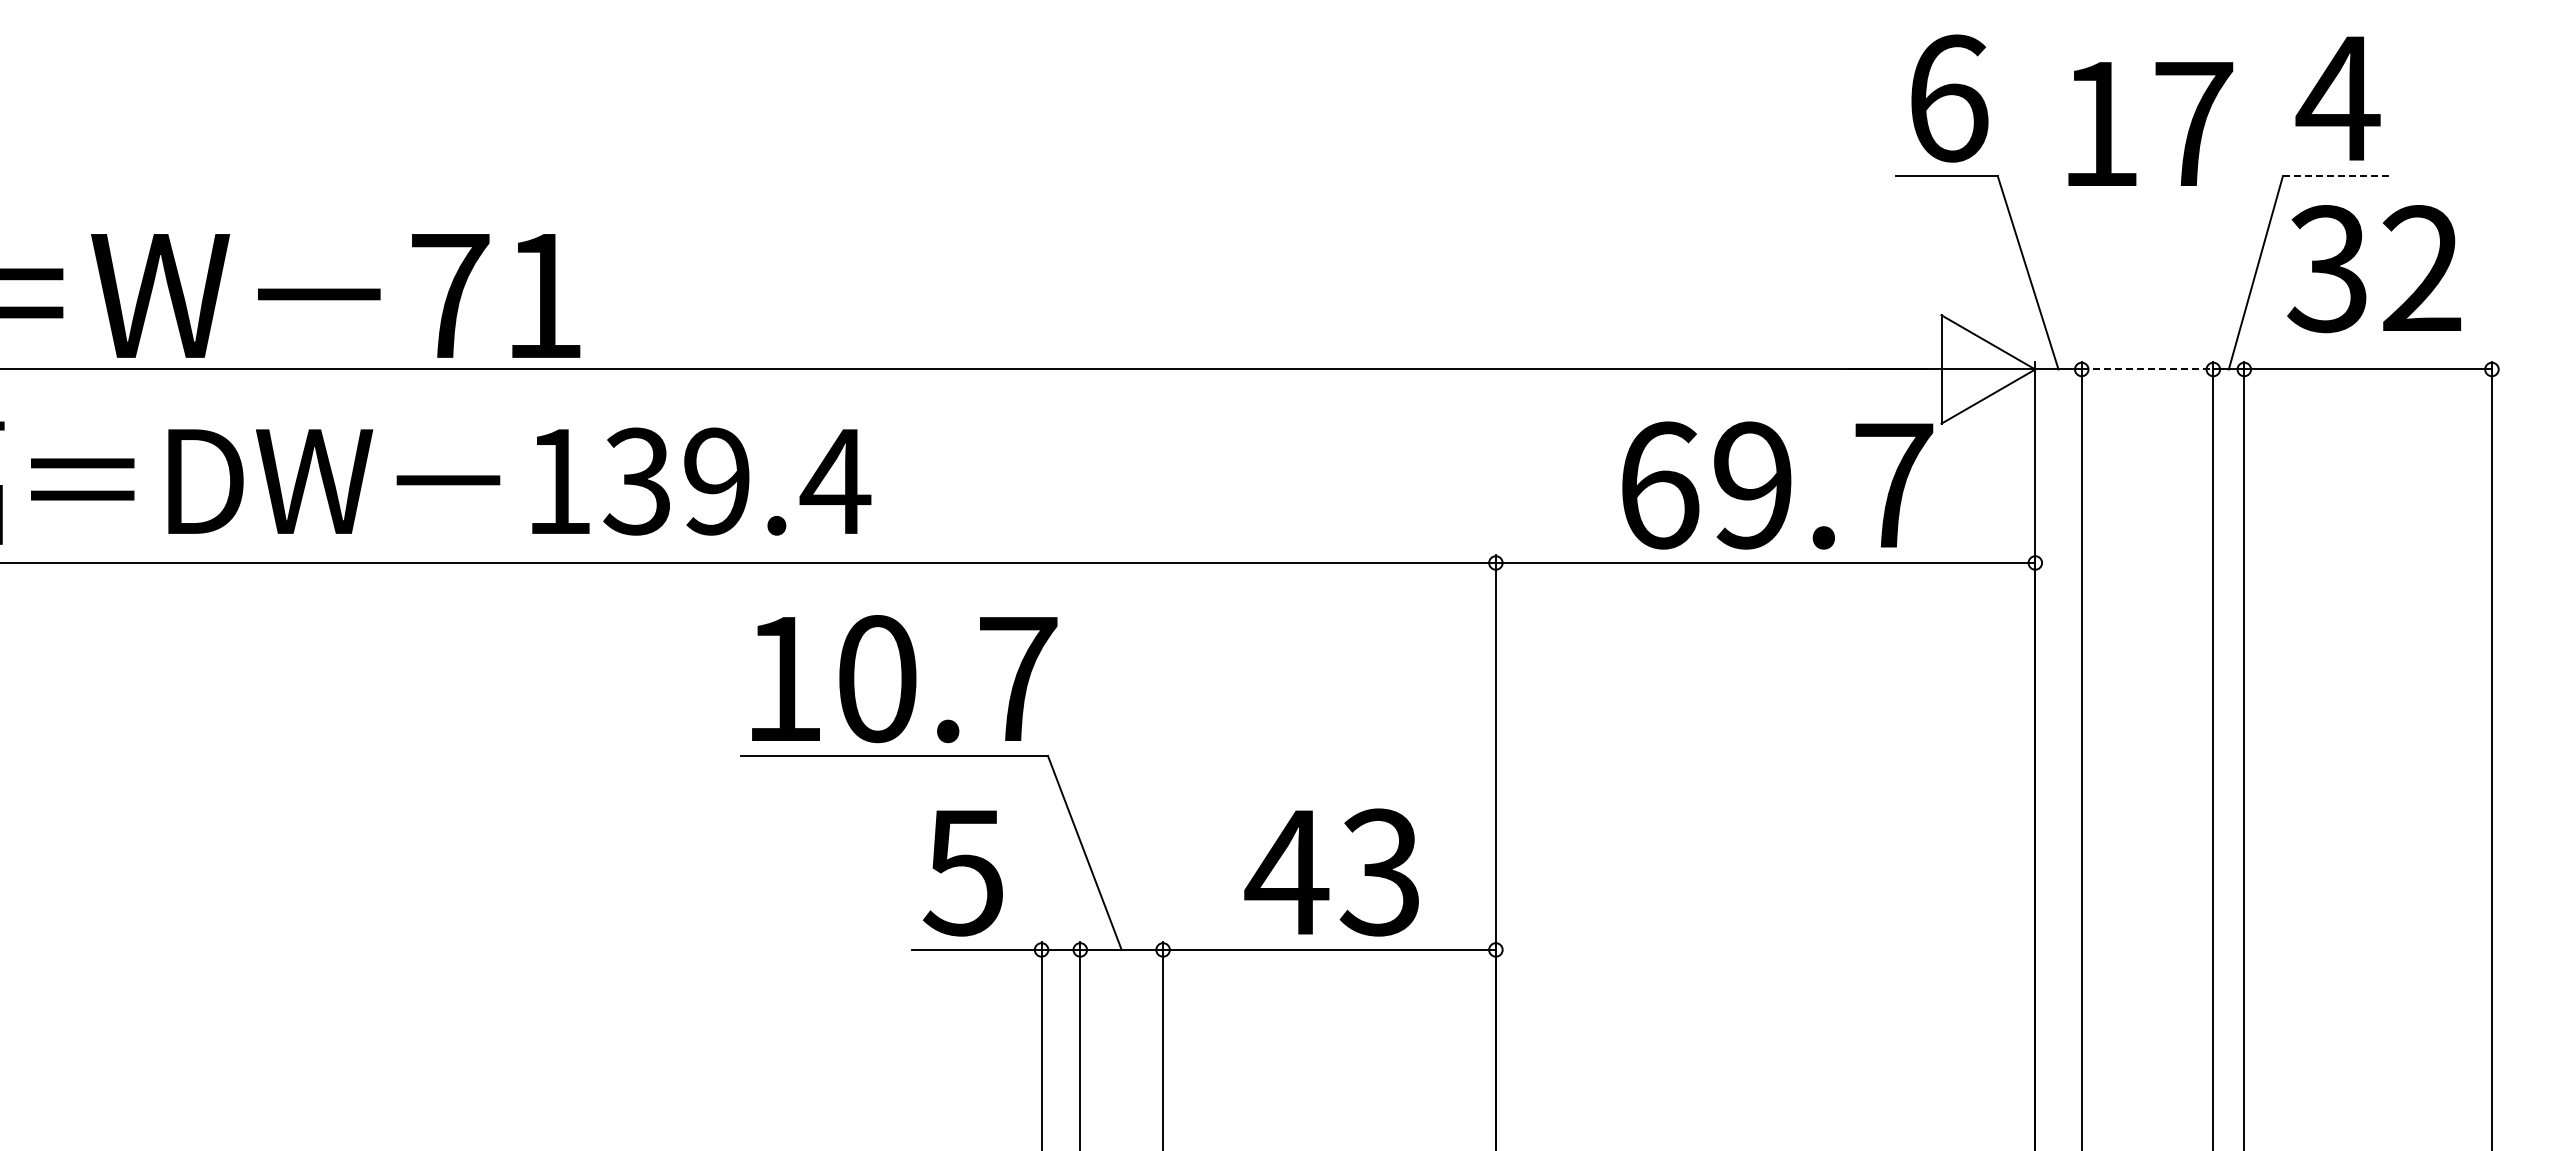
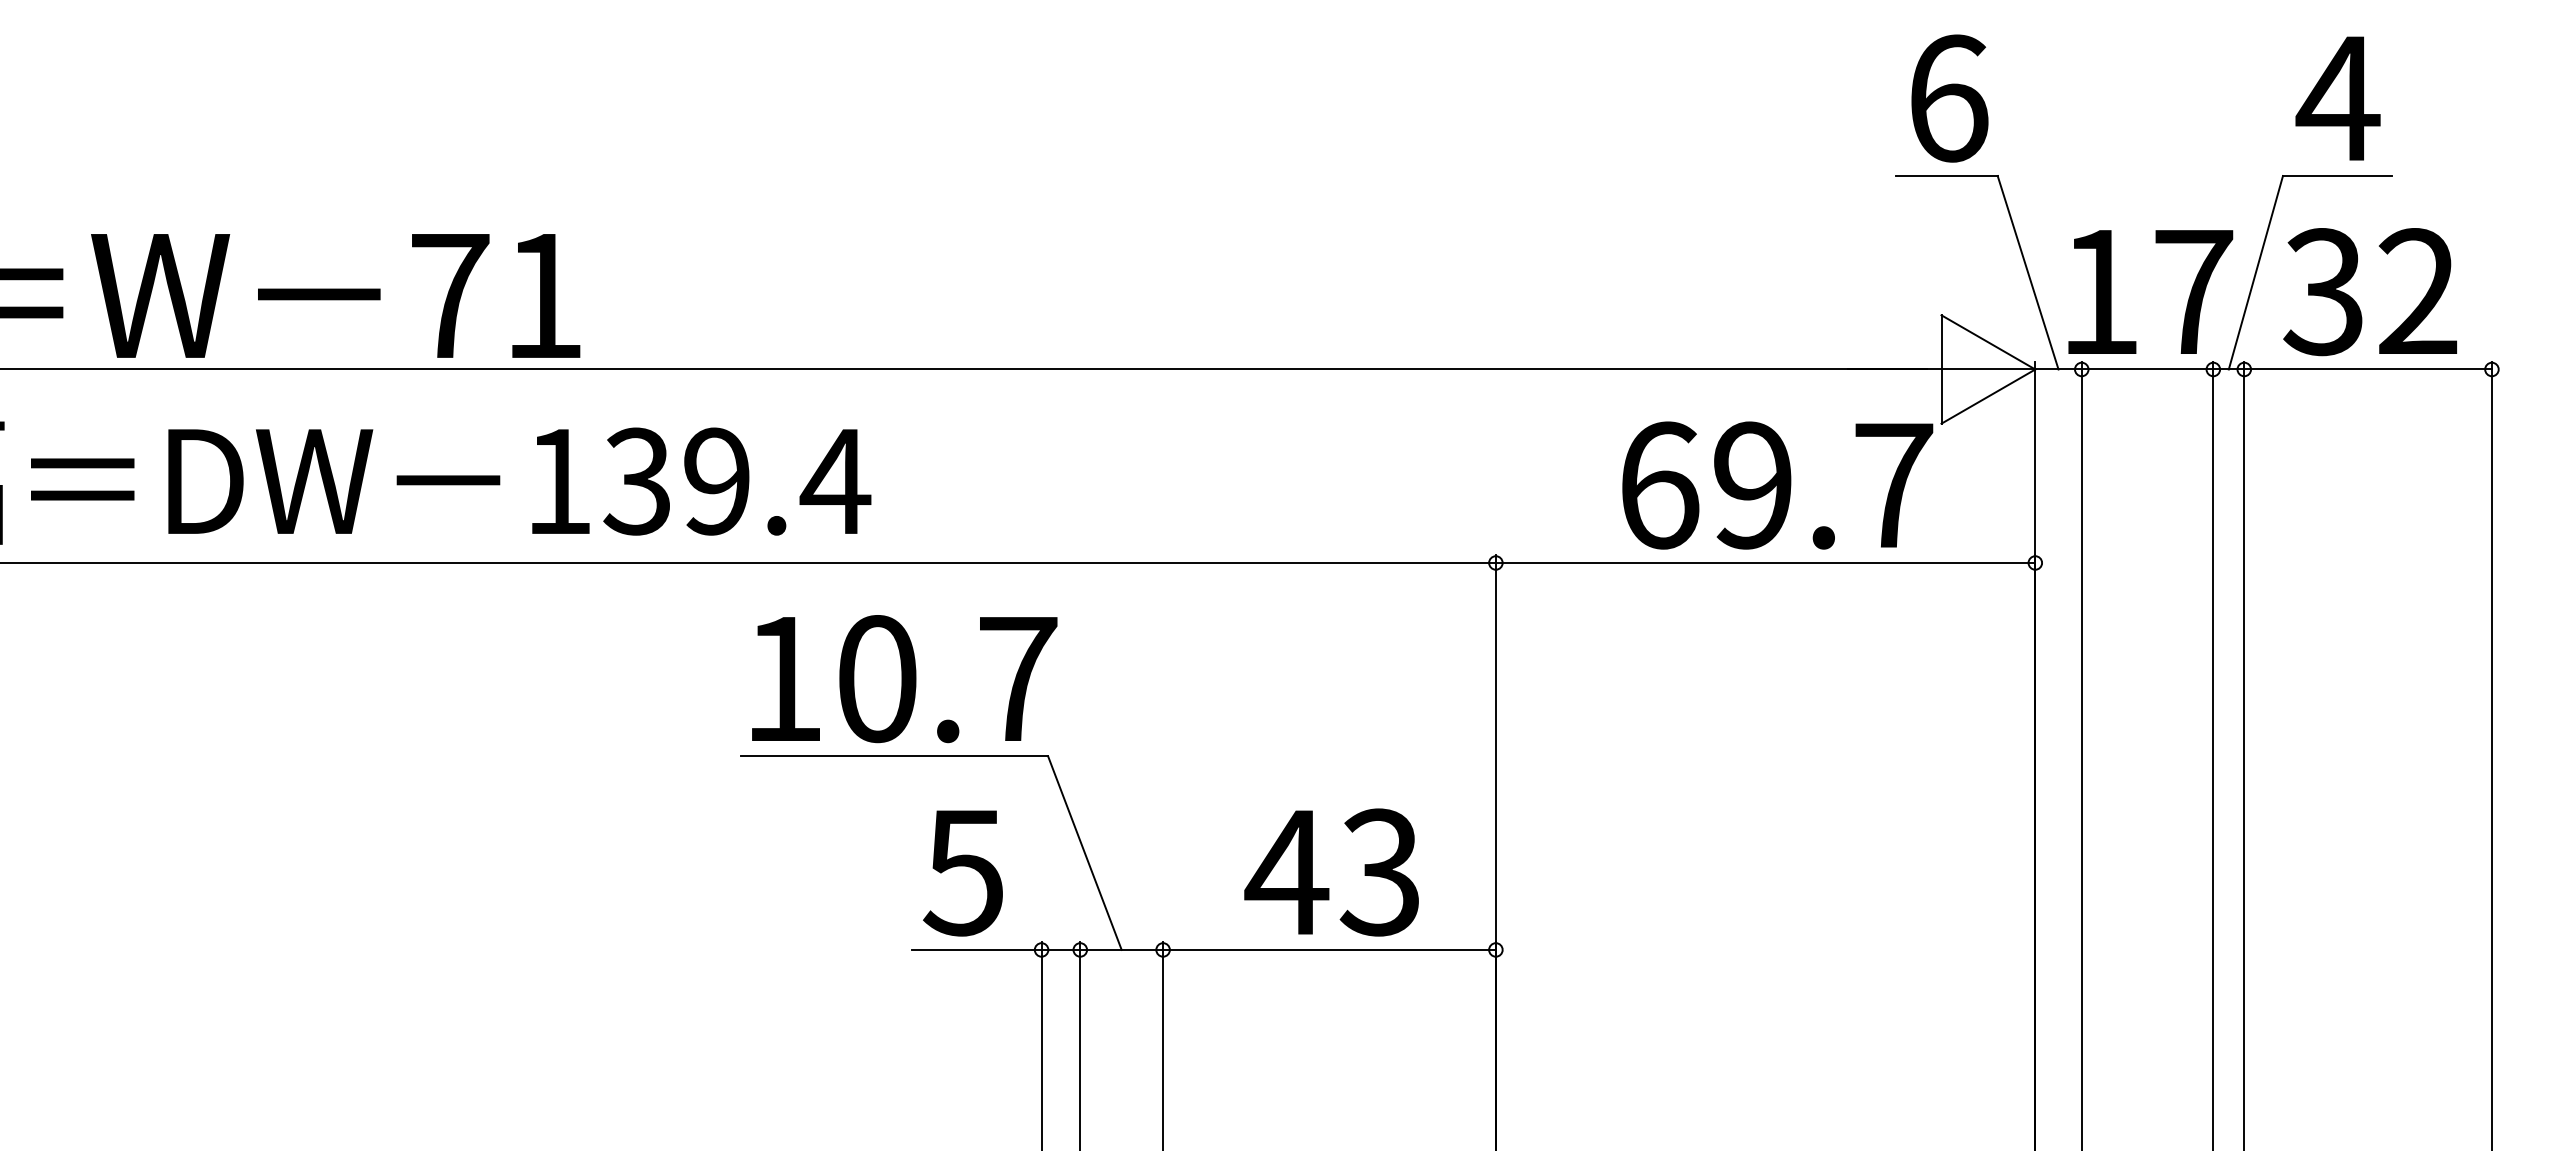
text position: (2150, 123) -> (2150, 291) (2150, 291)
line: dashed -> solid (2337, 176)
text position: (2373, 269) -> (2369, 292) (2369, 292)
line: dashed -> solid (2147, 369)
